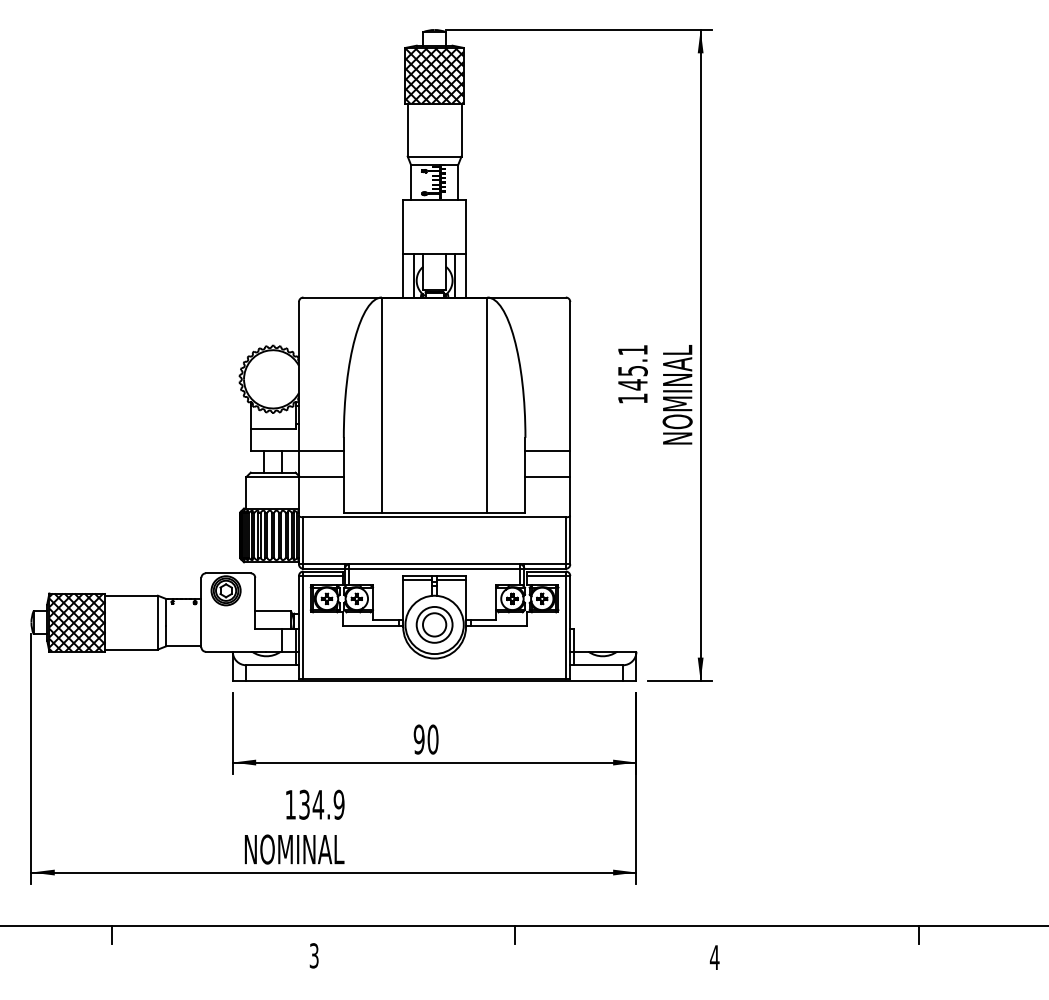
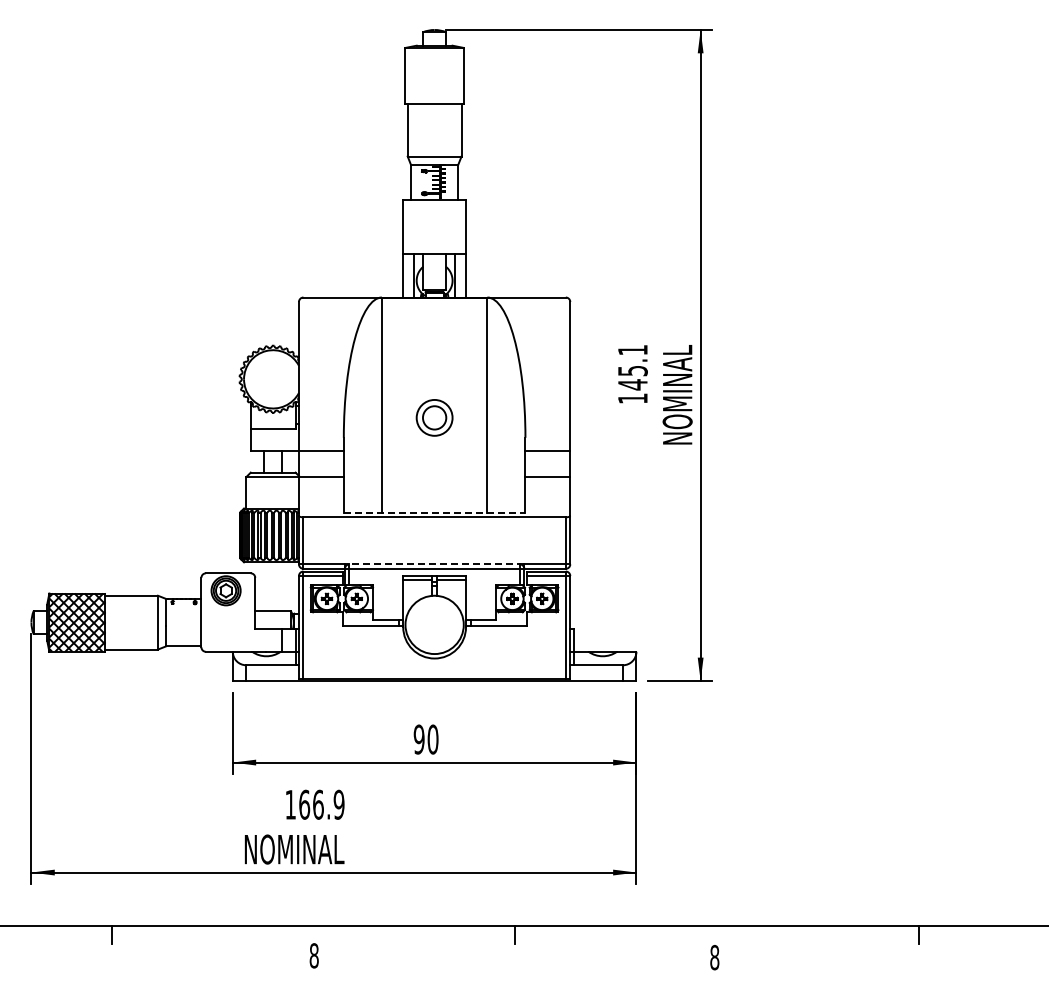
hatch: present -> none (434, 75)
line: solid -> dashed (434, 512)
line: solid -> dashed (434, 564)
part position: (434, 624) -> (434, 417) (434, 417)
text: 134.9 -> 166.9 (311, 804)
text: 3 -> 8 (313, 955)
text: 4 -> 8 (714, 957)
